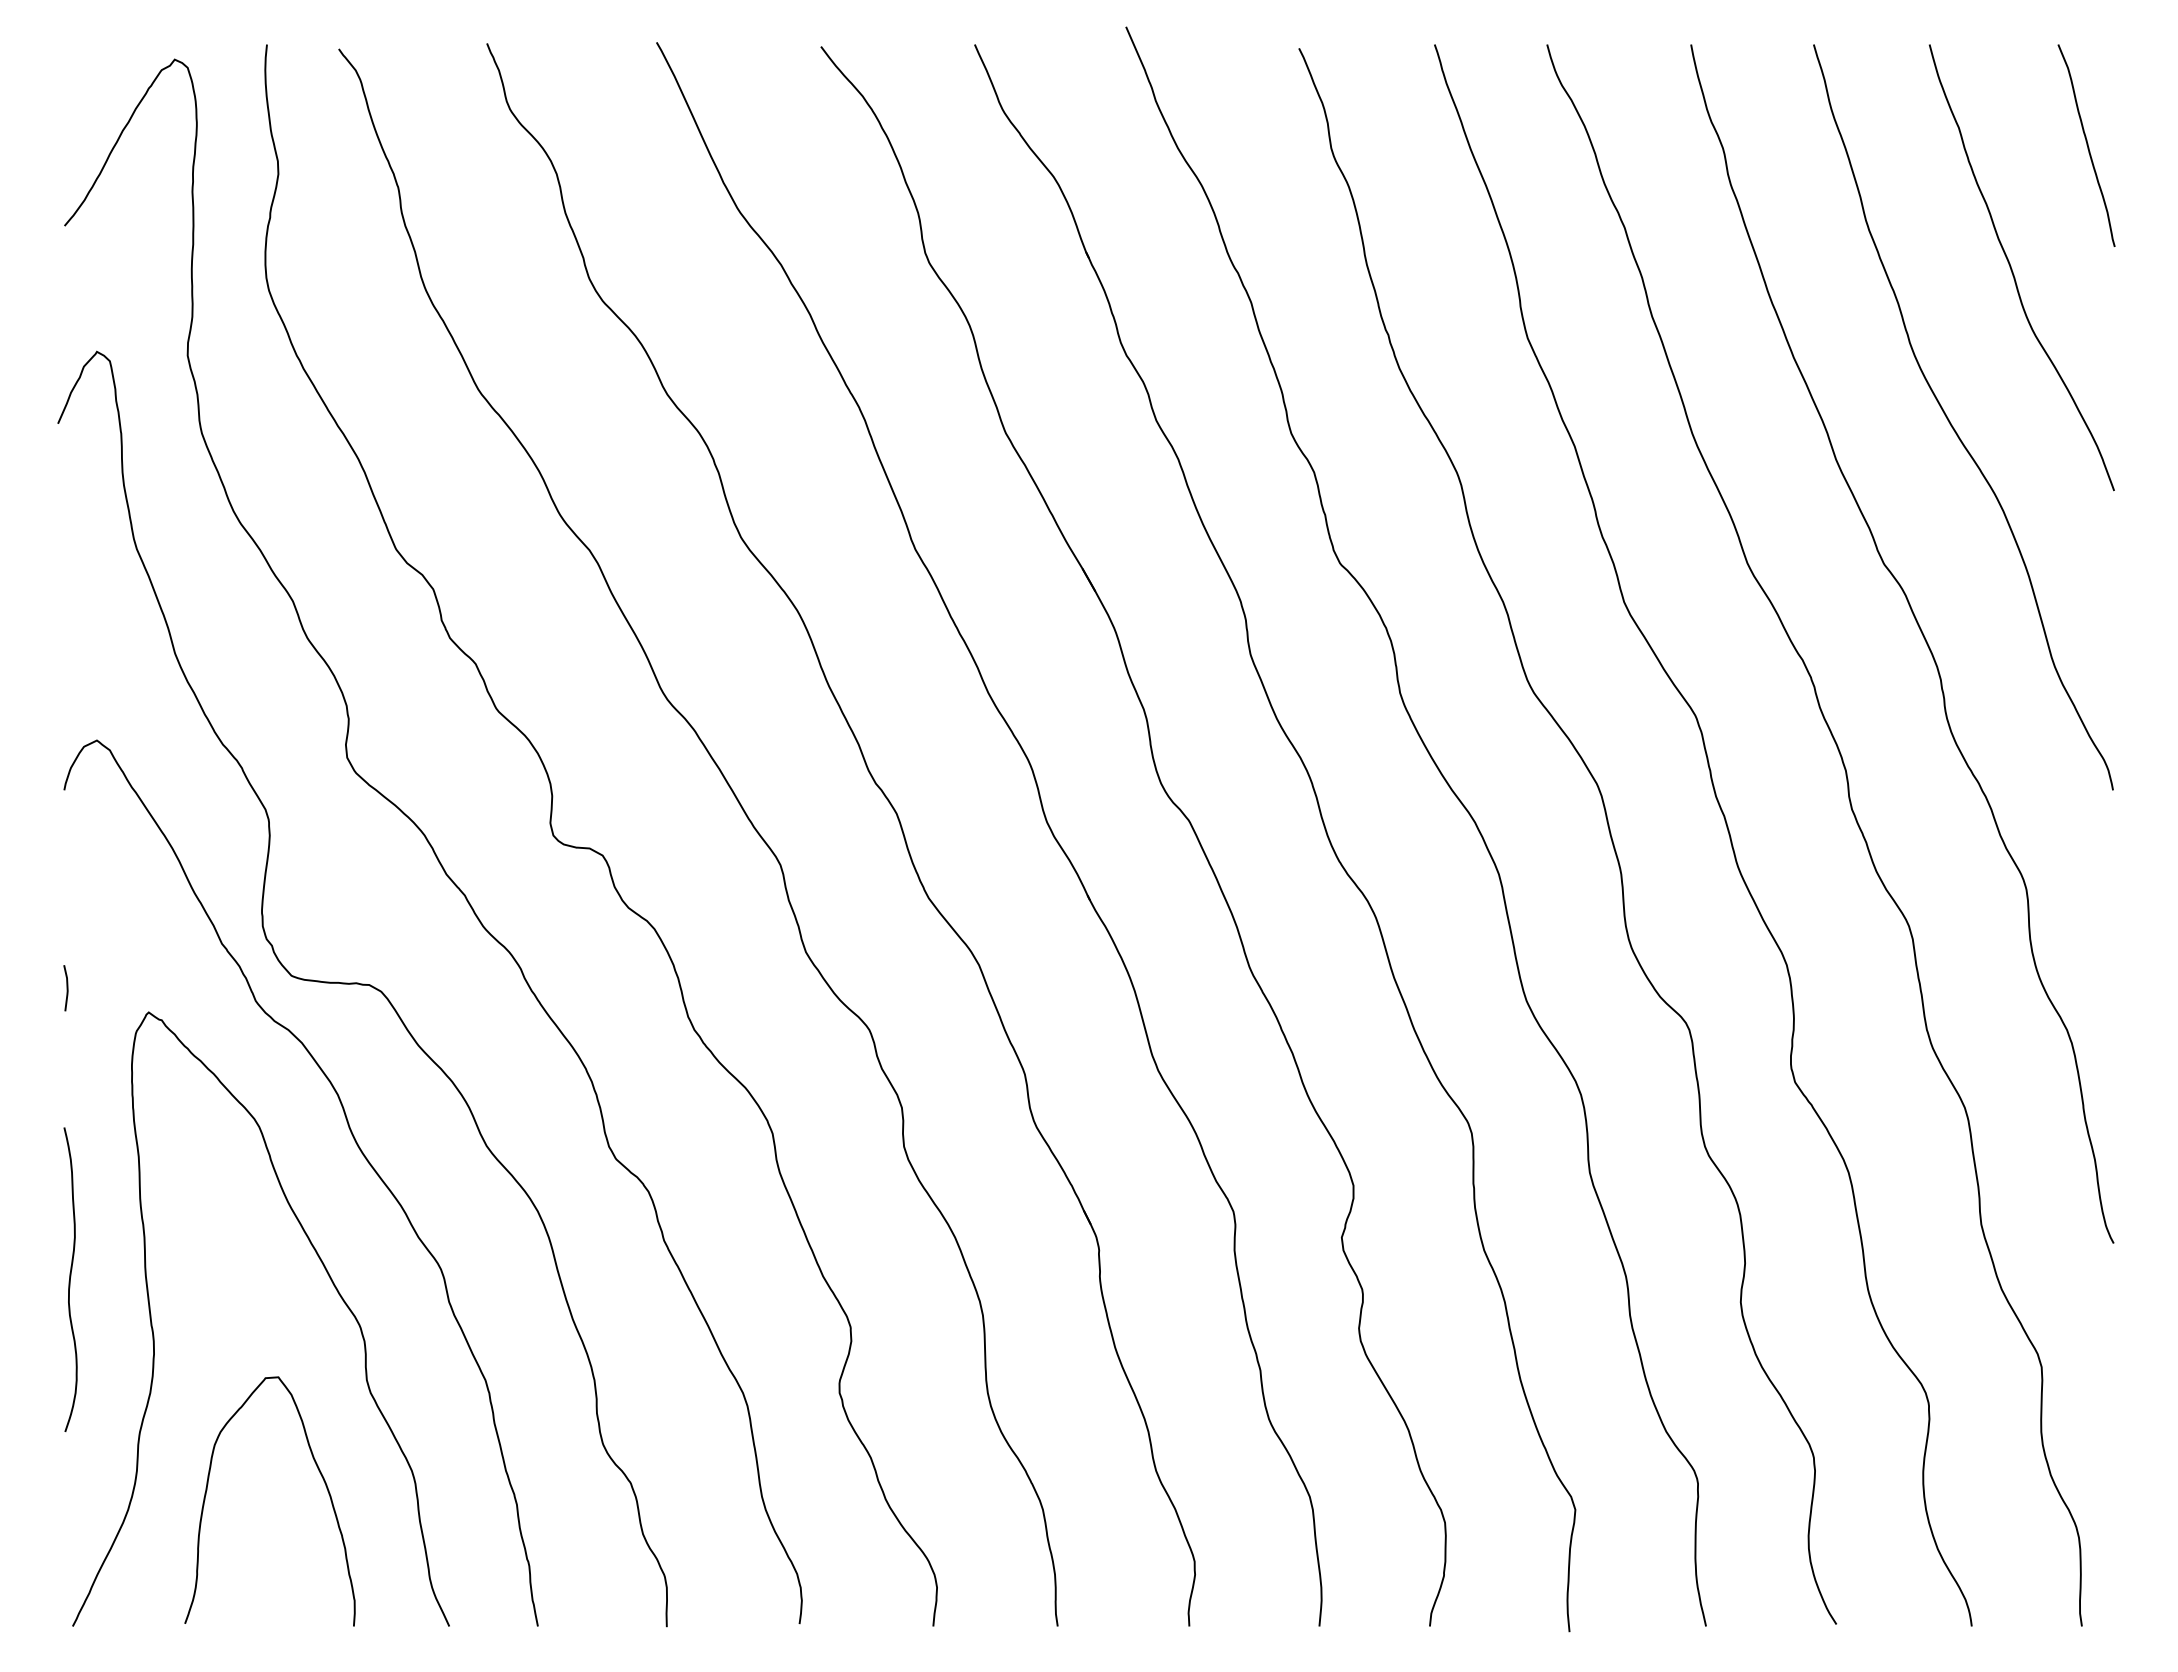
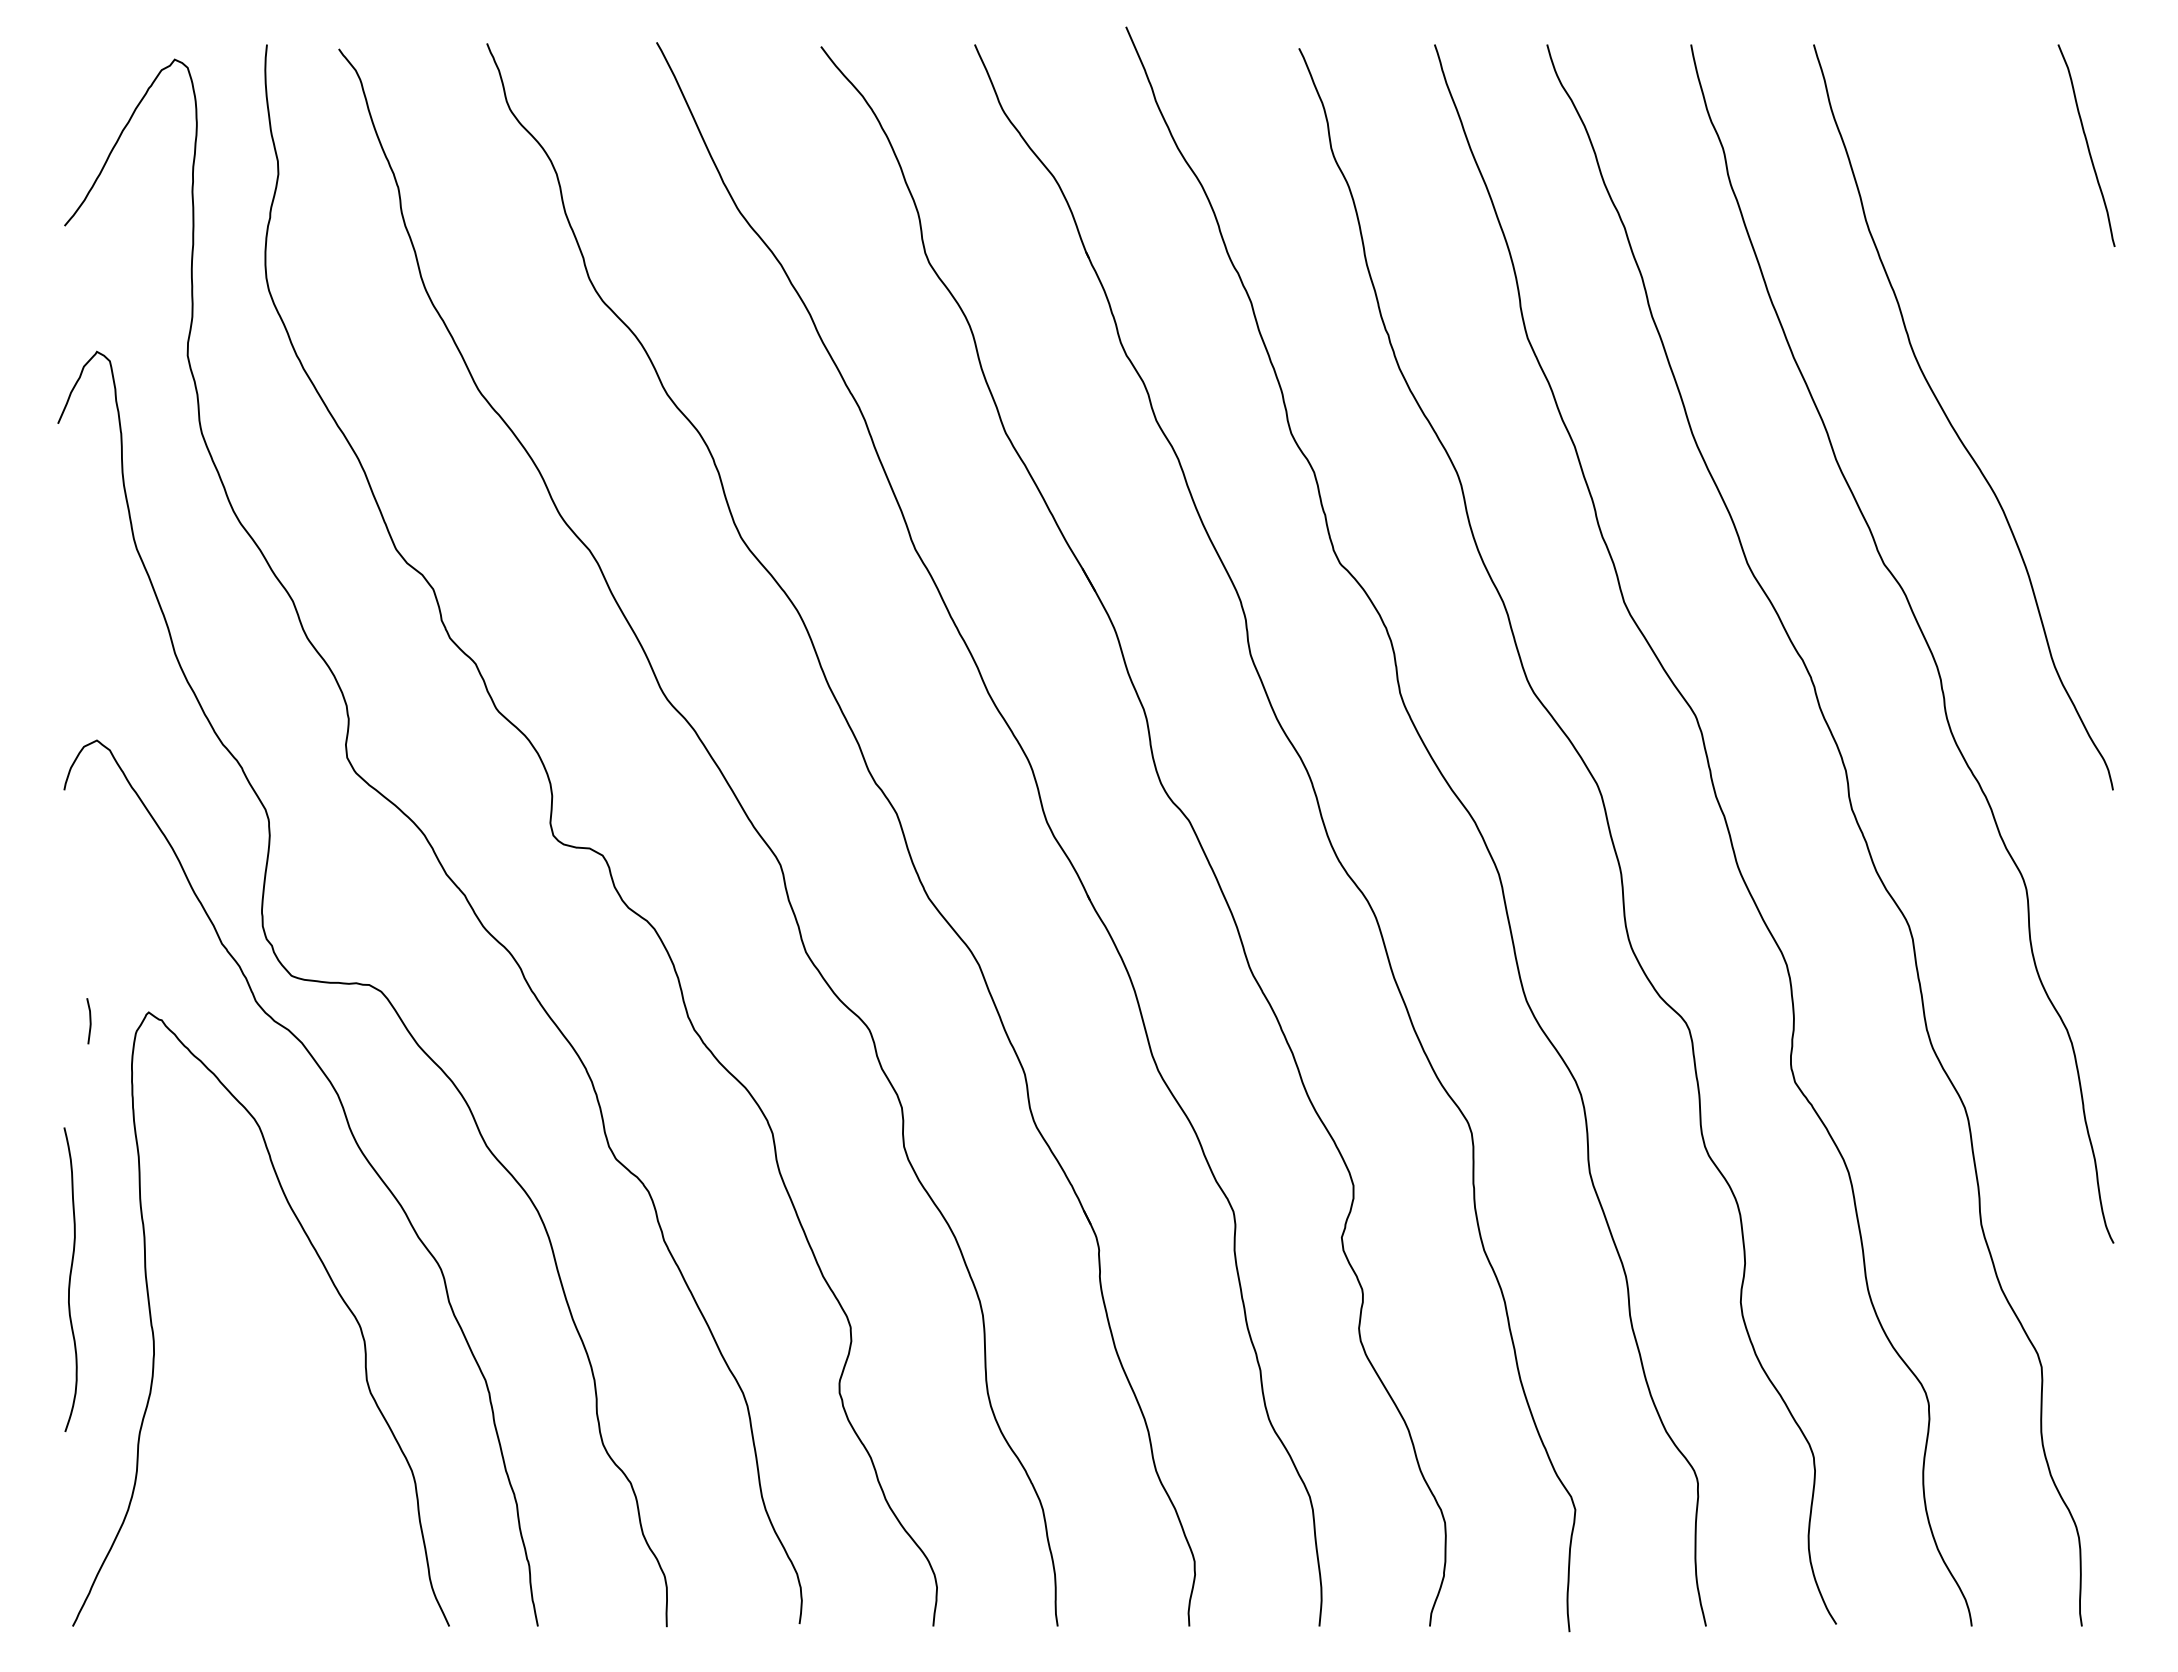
curve: present -> none (2013, 271)
line position: (66, 988) -> (89, 1021) (89, 1021)
curve: present -> none (323, 1481)
